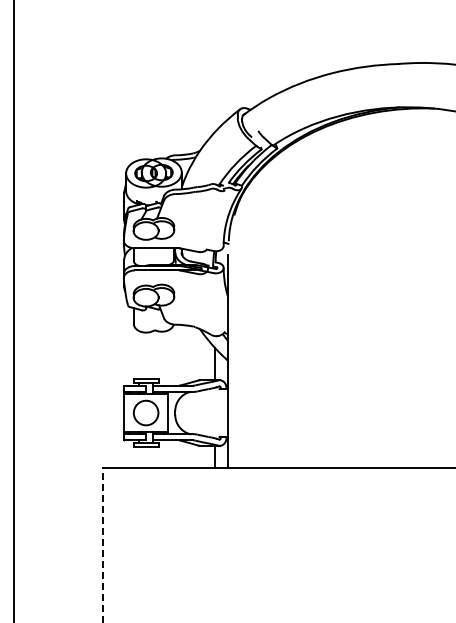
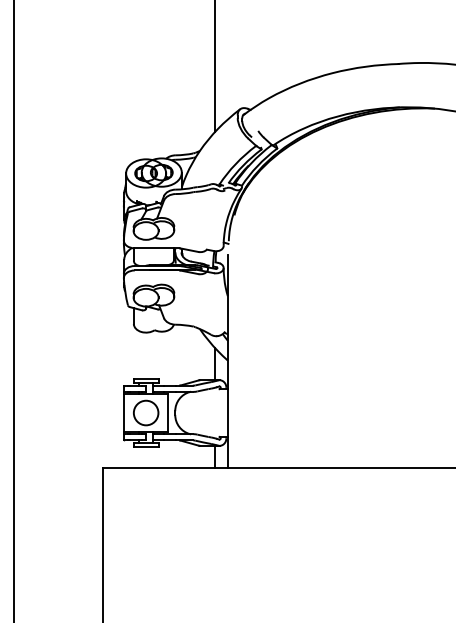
line: none -> present (215, 66)
line: dashed -> solid (102, 544)
